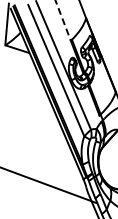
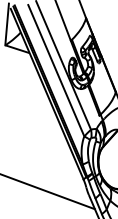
line: dashed -> solid (63, 21)
line position: (49, 185) -> (48, 192) (48, 192)
